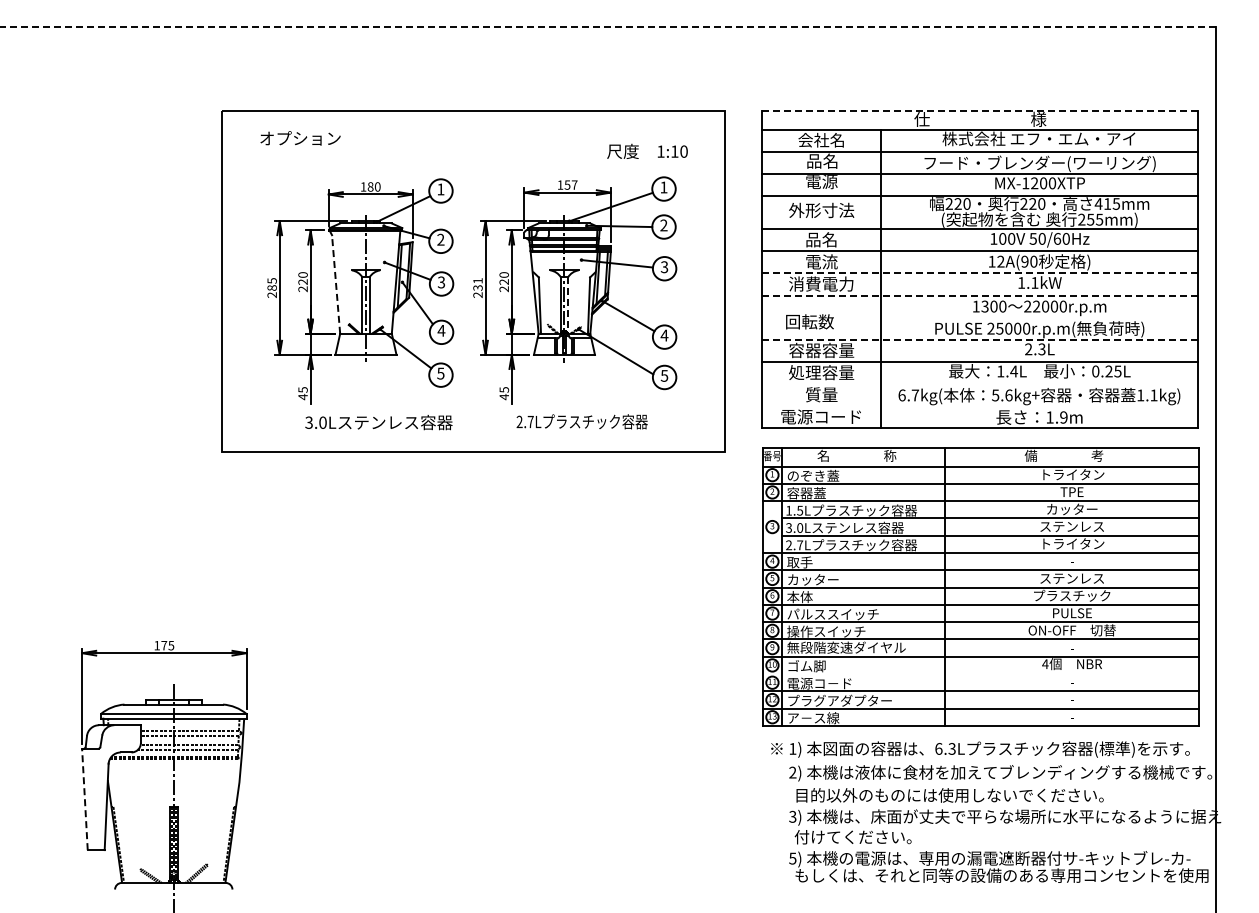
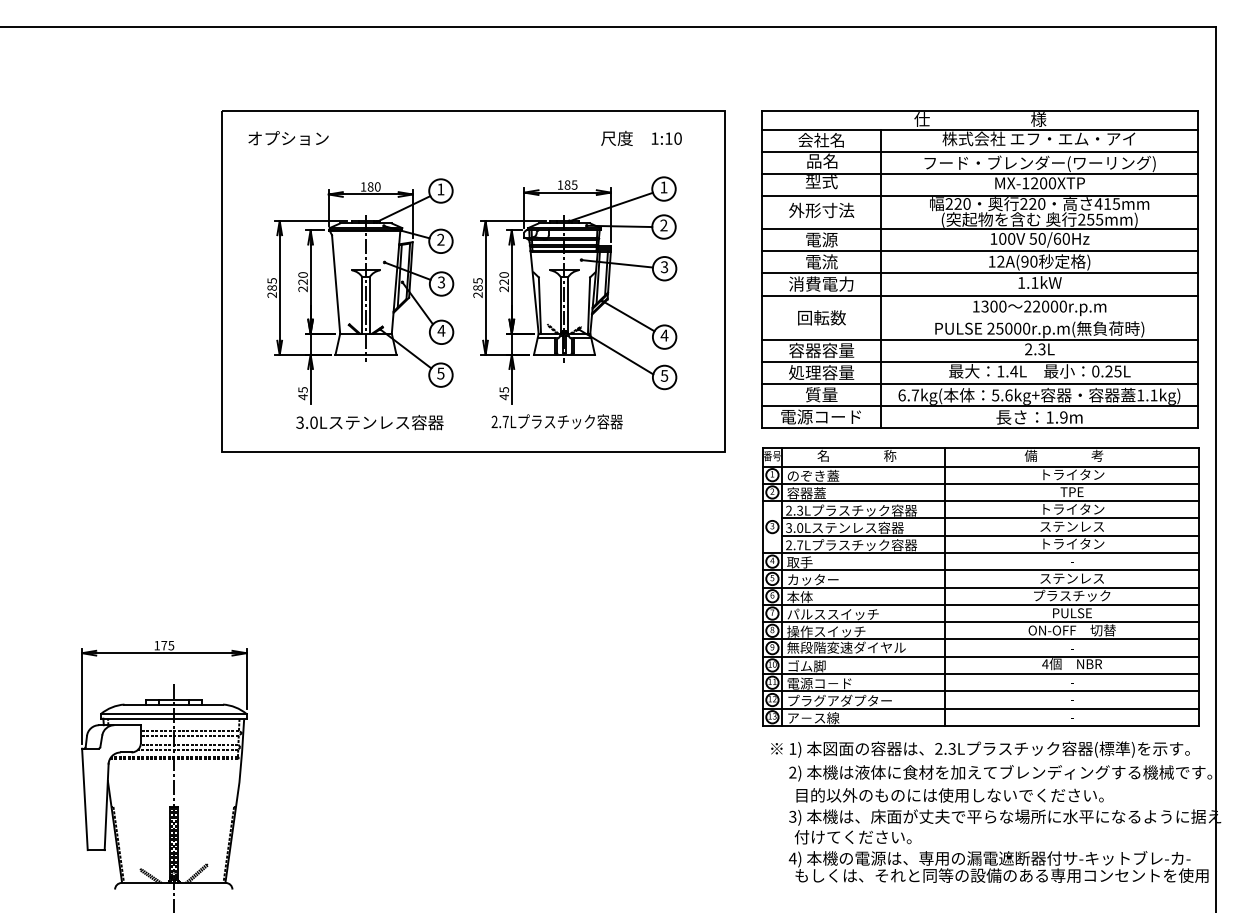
line: dashed -> solid (608, 27)
line: dashed -> solid (980, 110)
text position: (300, 138) -> (288, 138) (288, 138)
text position: (647, 150) -> (641, 137) (641, 137)
text: 電源 -> 型式 (821, 182)
text: 157 -> 185 (570, 184)
text: 品名 -> 電源 (821, 239)
line: dashed -> solid (980, 273)
line: dashed -> solid (336, 283)
text: 231 -> 285 (477, 284)
line: dashed -> solid (980, 295)
line: dashed -> solid (568, 306)
text position: (809, 321) -> (821, 317) (821, 317)
line: dashed -> solid (980, 339)
line: none -> present (980, 384)
line: none -> present (980, 406)
text position: (581, 421) -> (556, 421) (556, 421)
text position: (378, 422) -> (369, 422) (369, 422)
text: カッター -> トライタン (1073, 509)
text: 1.5L -> 2.3L (794, 510)
line: none -> present (981, 674)
text: 6.3L -> 2.3L (938, 748)
line: dashed -> solid (84, 799)
text: 5) -> 4) (792, 858)
